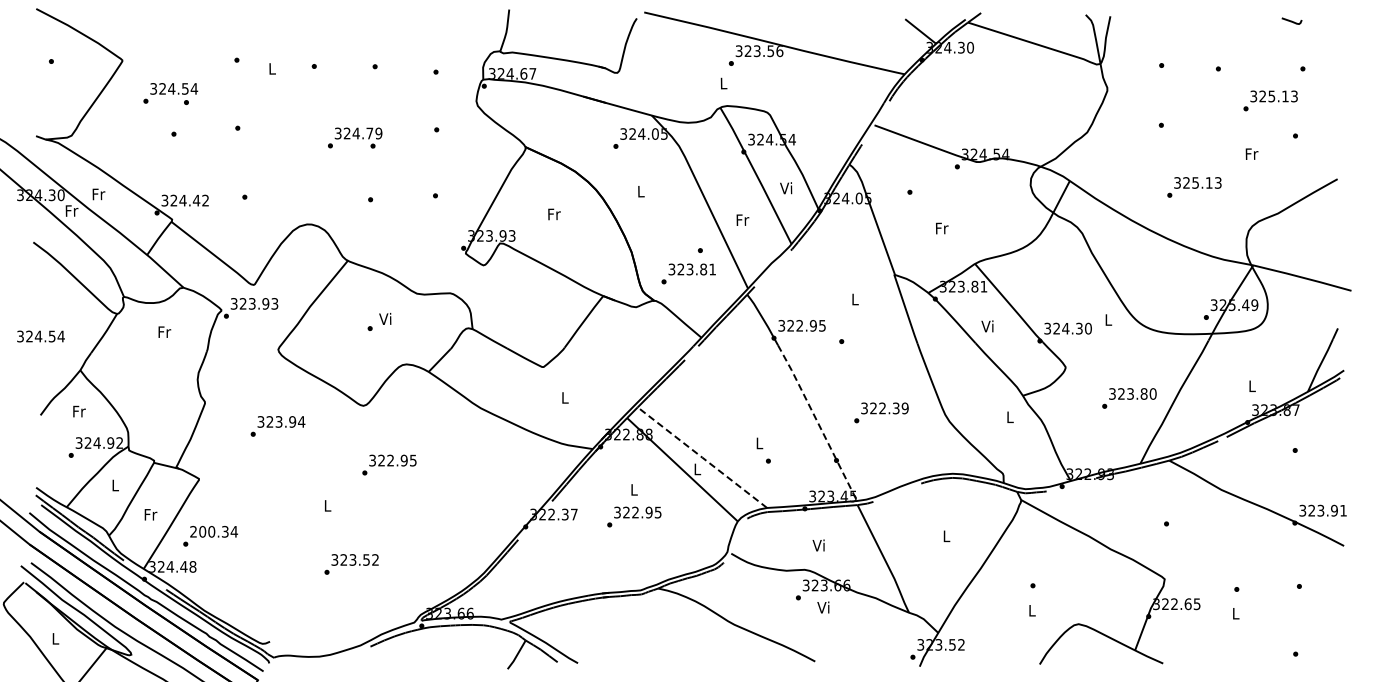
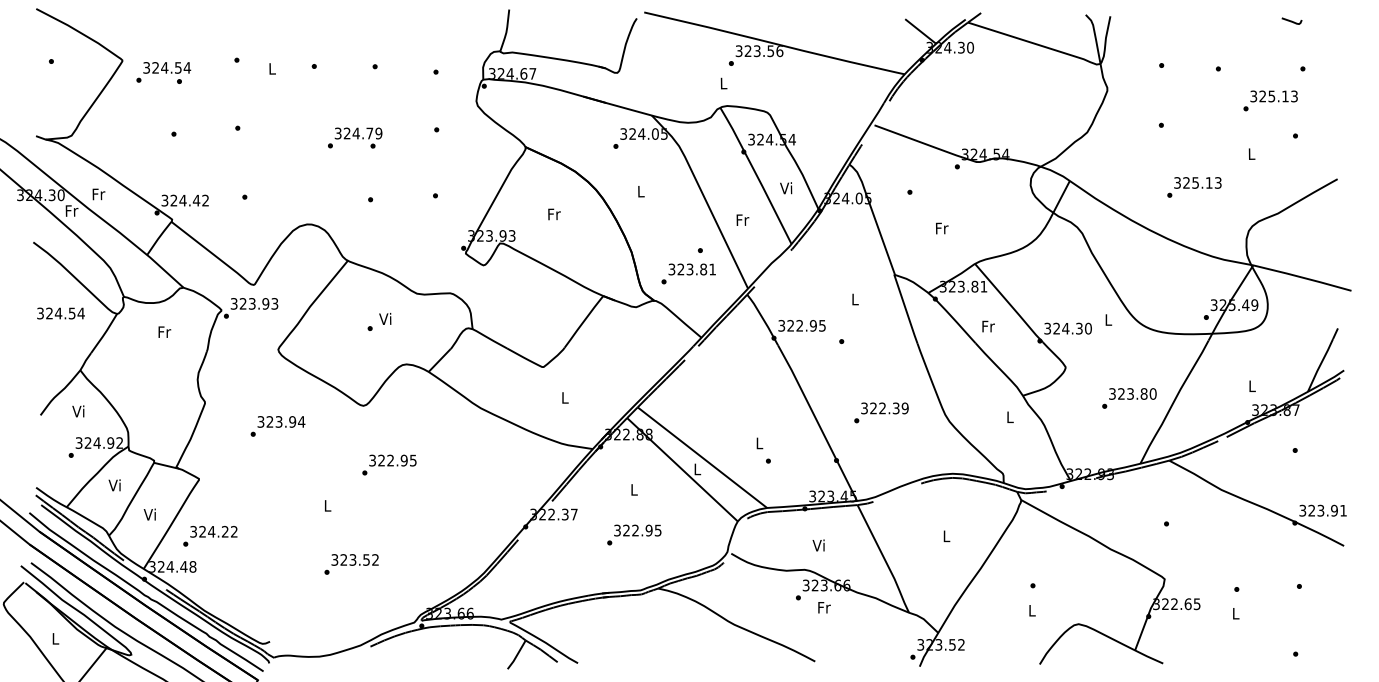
text position: (170, 93) -> (163, 72) (163, 72)
text: Fr -> L (1251, 153)
text: Vi -> Fr (987, 326)
text position: (40, 336) -> (60, 313) (60, 313)
text: Fr -> Vi (78, 411)
line: dashed -> solid (817, 422)
line: dashed -> solid (702, 457)
text: L -> Vi (114, 485)
text: Fr -> Vi (150, 514)
text position: (634, 516) -> (634, 534) (634, 534)
text: 200.34 -> 324.22 (214, 531)
text: Vi -> Fr (823, 607)
